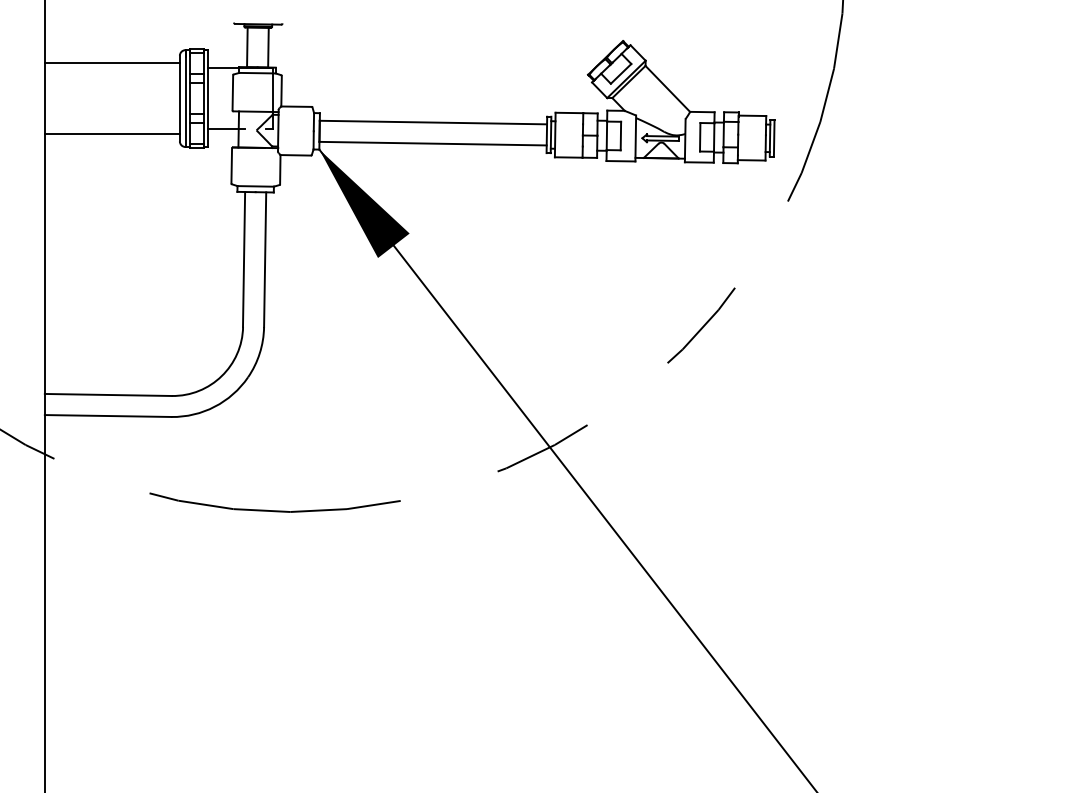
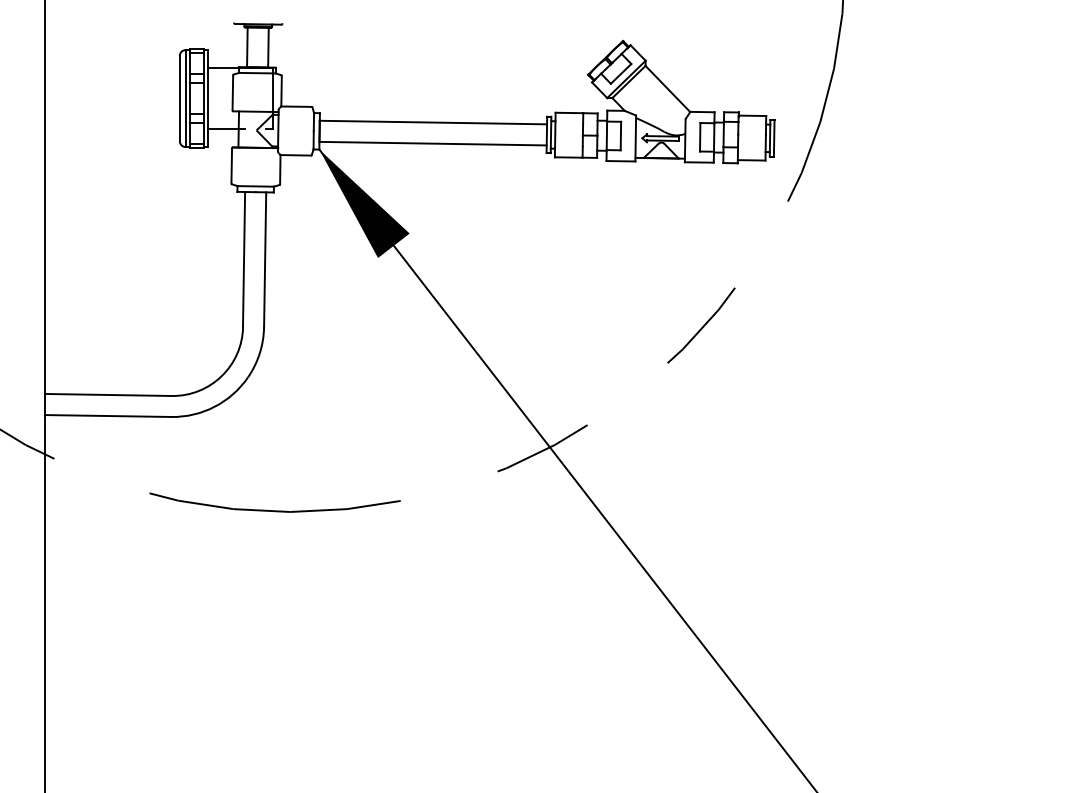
line: present -> none (111, 63)
line: present -> none (111, 133)
